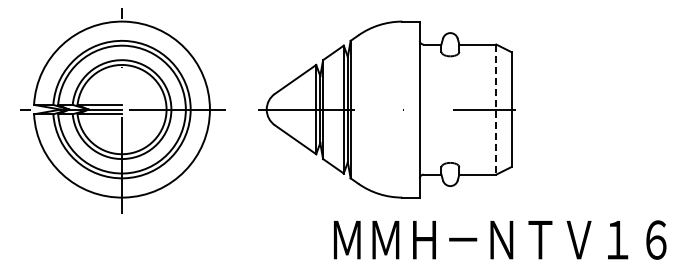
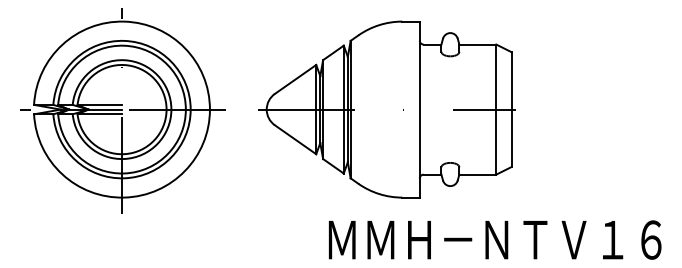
line: dashed -> solid (496, 110)
text position: (500, 239) -> (495, 239) (495, 239)
